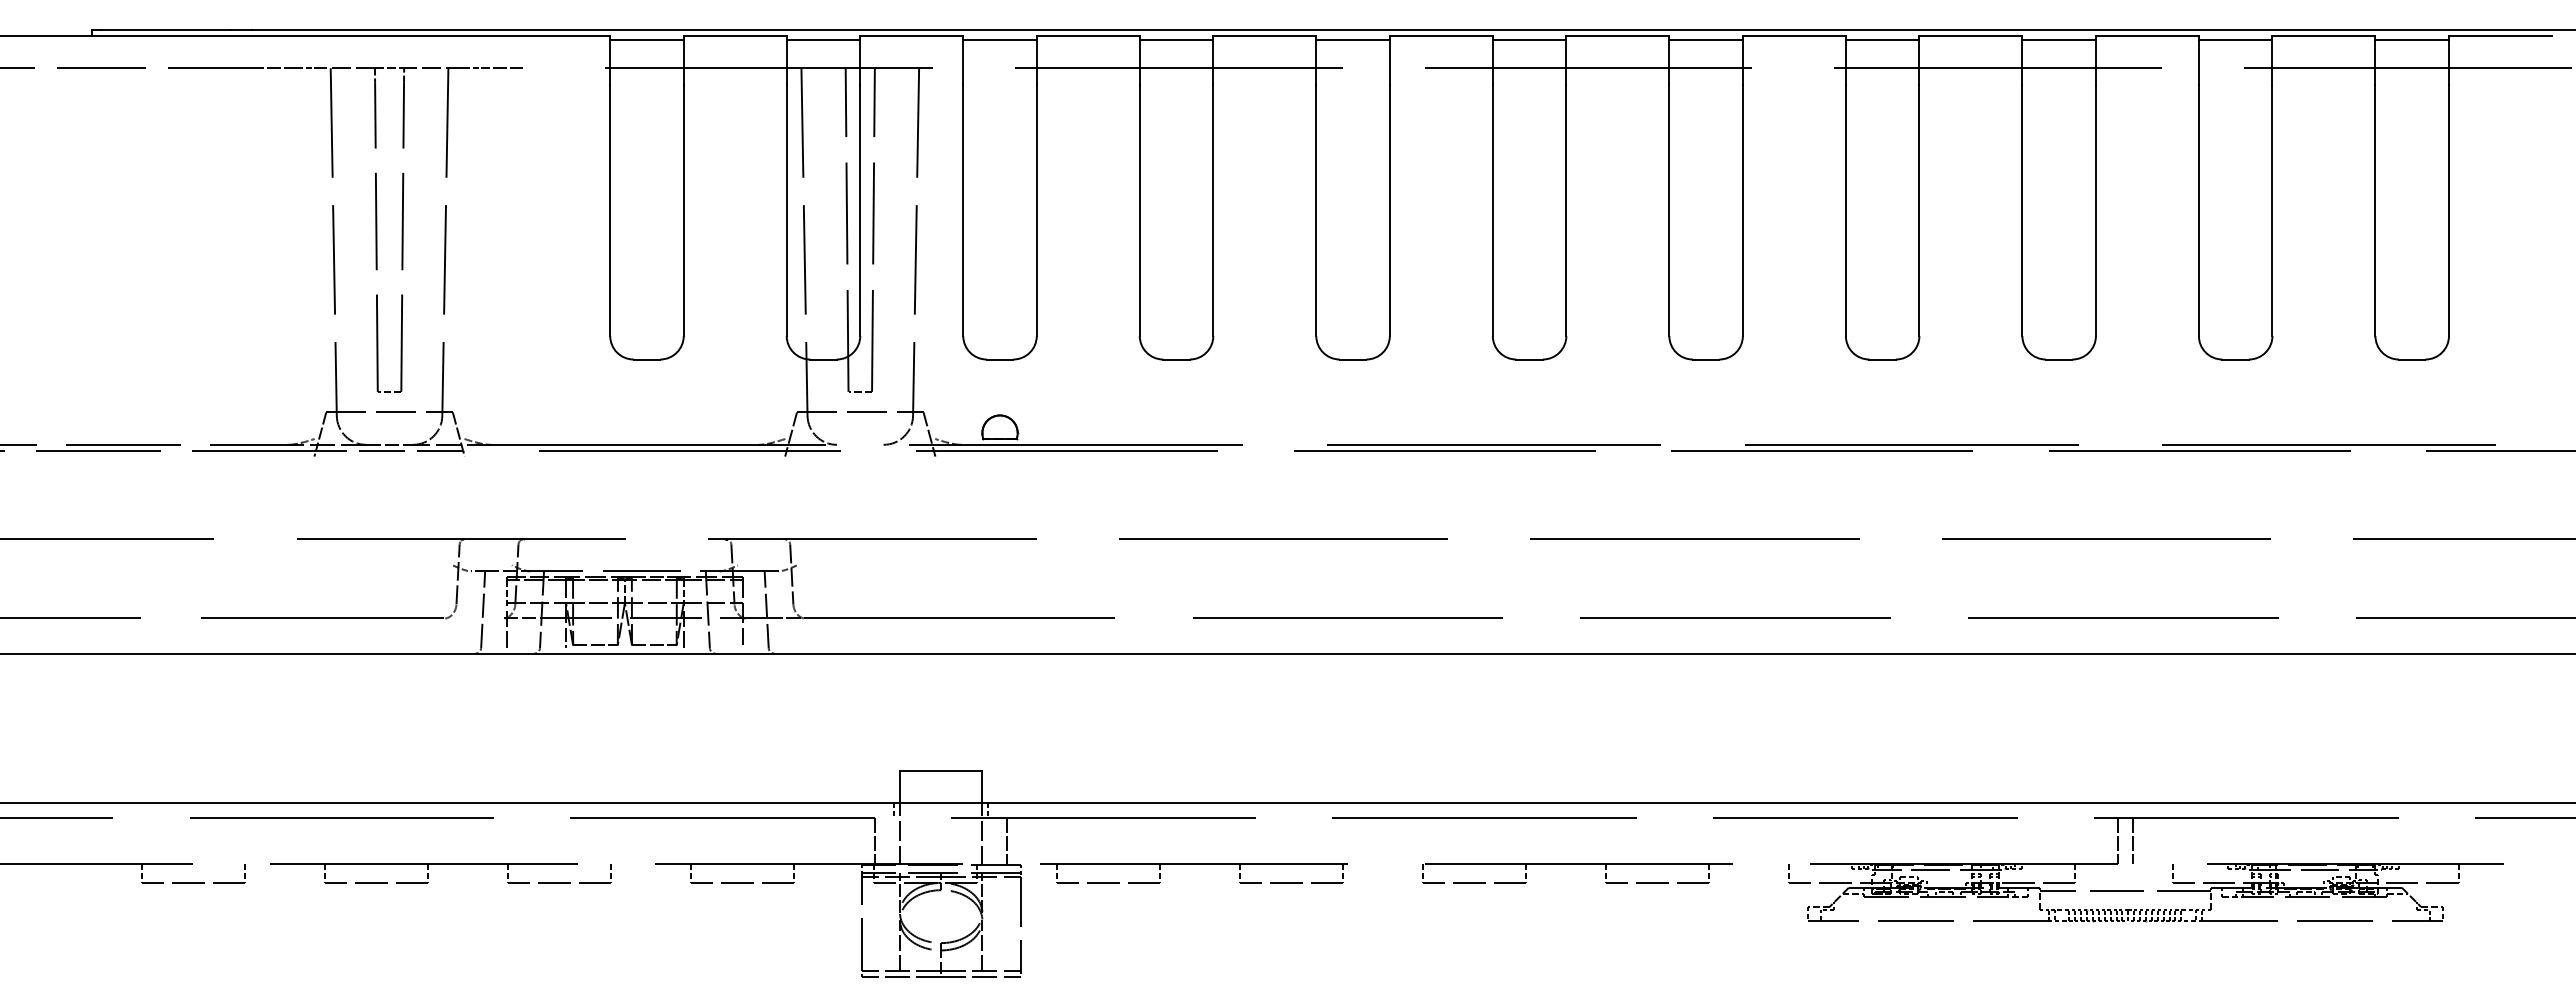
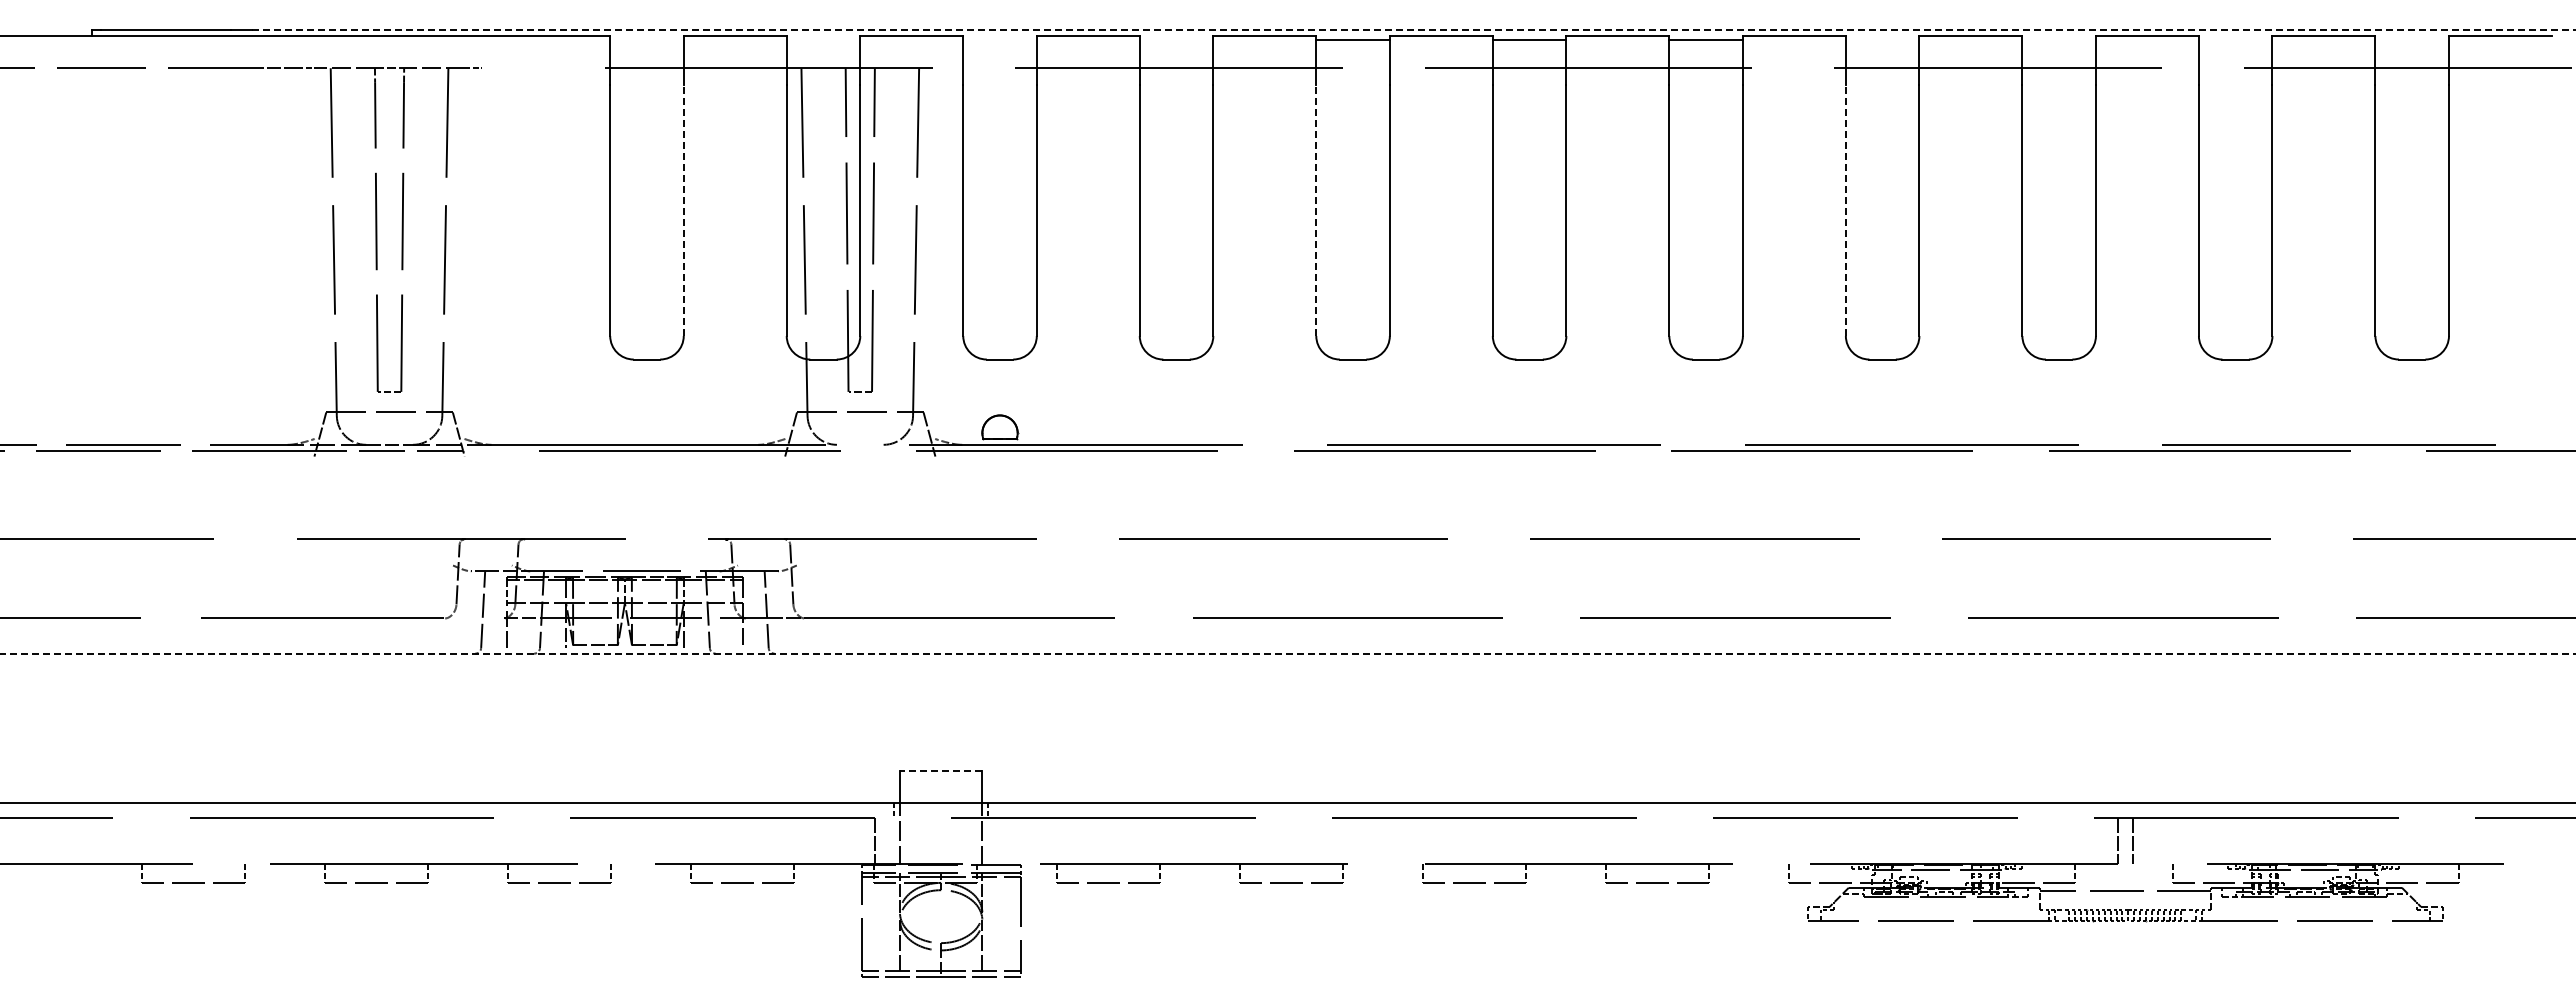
line: solid -> dashed (1413, 30)
line: present -> none (646, 40)
line: present -> none (823, 40)
line: present -> none (999, 40)
line: present -> none (1176, 40)
line: present -> none (1882, 40)
line: present -> none (2058, 40)
line: present -> none (2235, 40)
line: present -> none (2411, 40)
line: present -> none (502, 68)
line: solid -> dashed (683, 210)
line: solid -> dashed (1316, 210)
line: solid -> dashed (1845, 210)
line: solid -> dashed (1287, 653)
line: solid -> dashed (940, 771)
line: present -> none (1007, 841)
